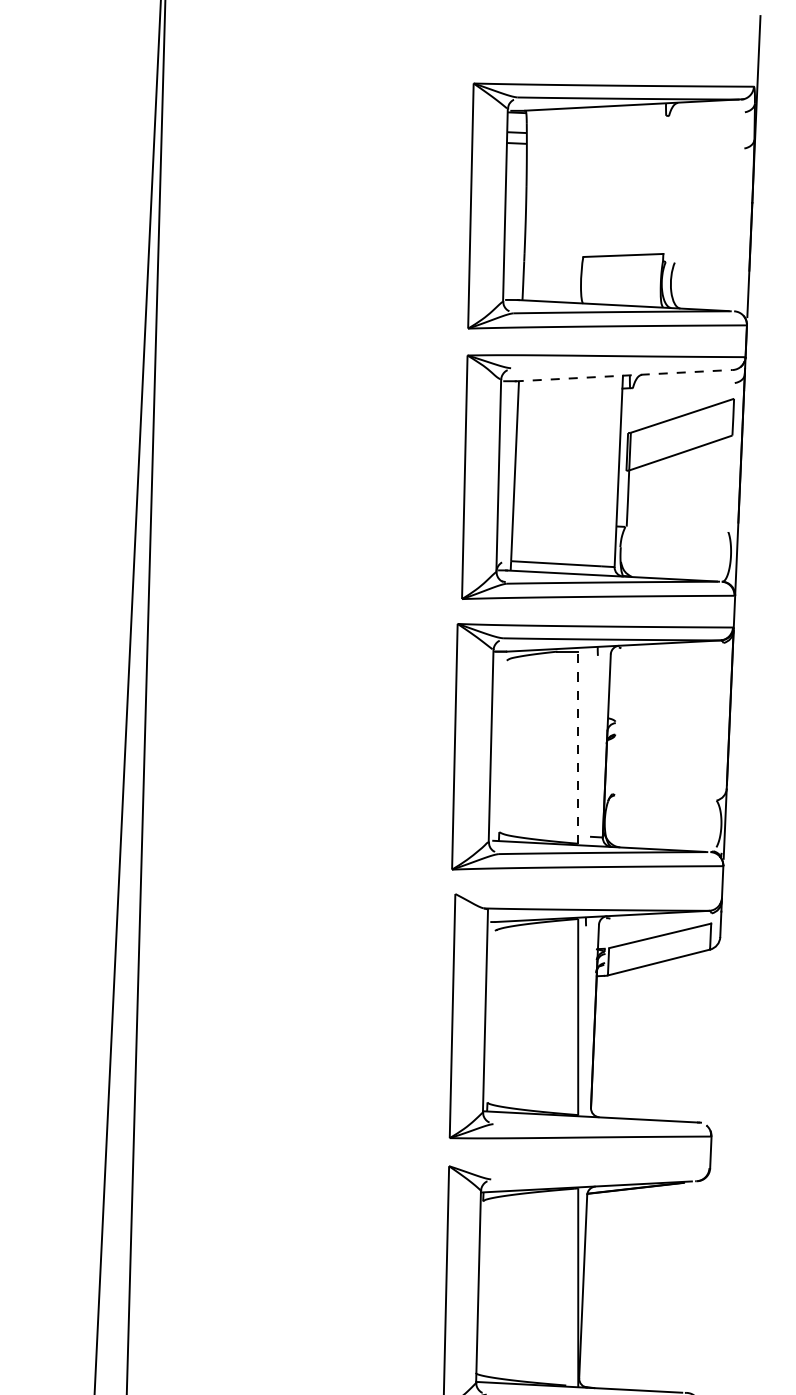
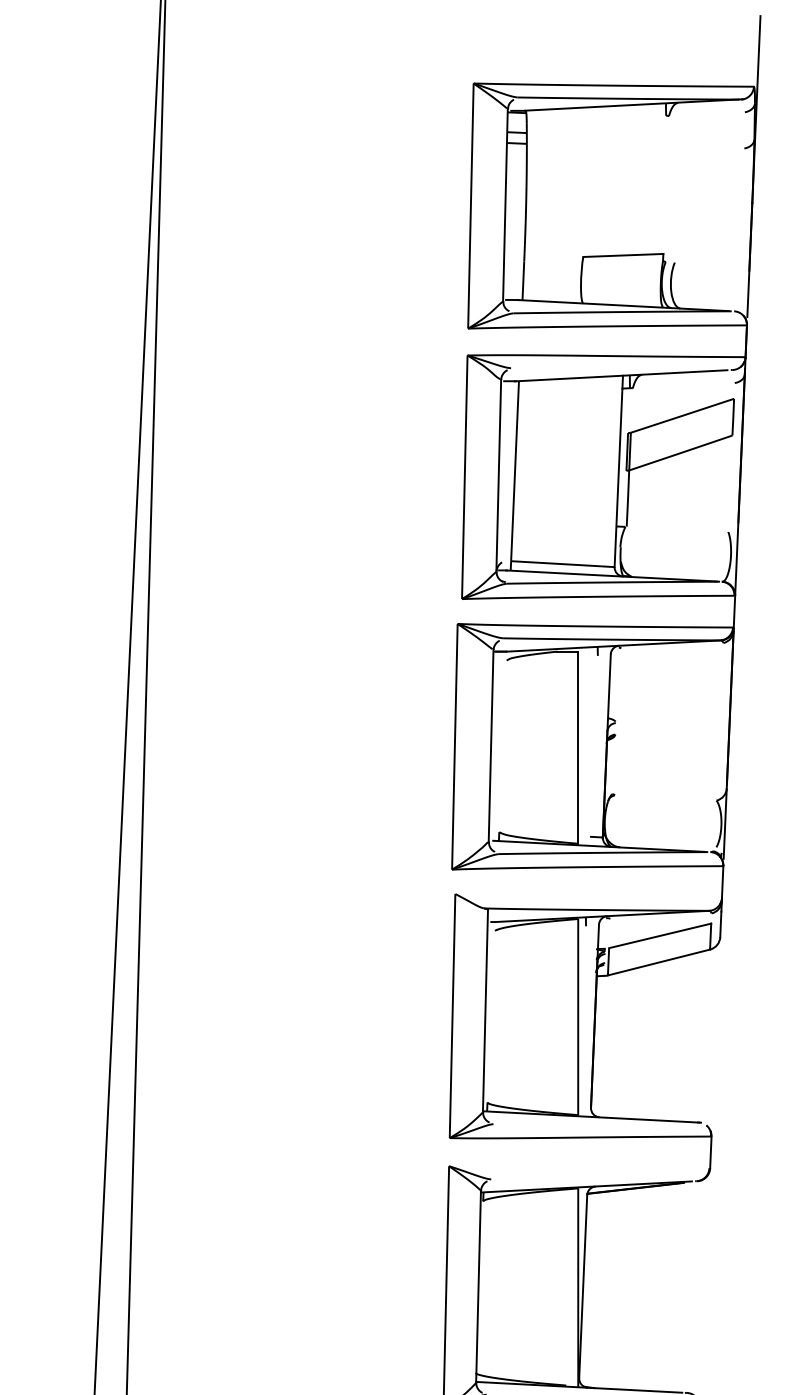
line: dashed -> solid (621, 375)
line: dashed -> solid (578, 747)
